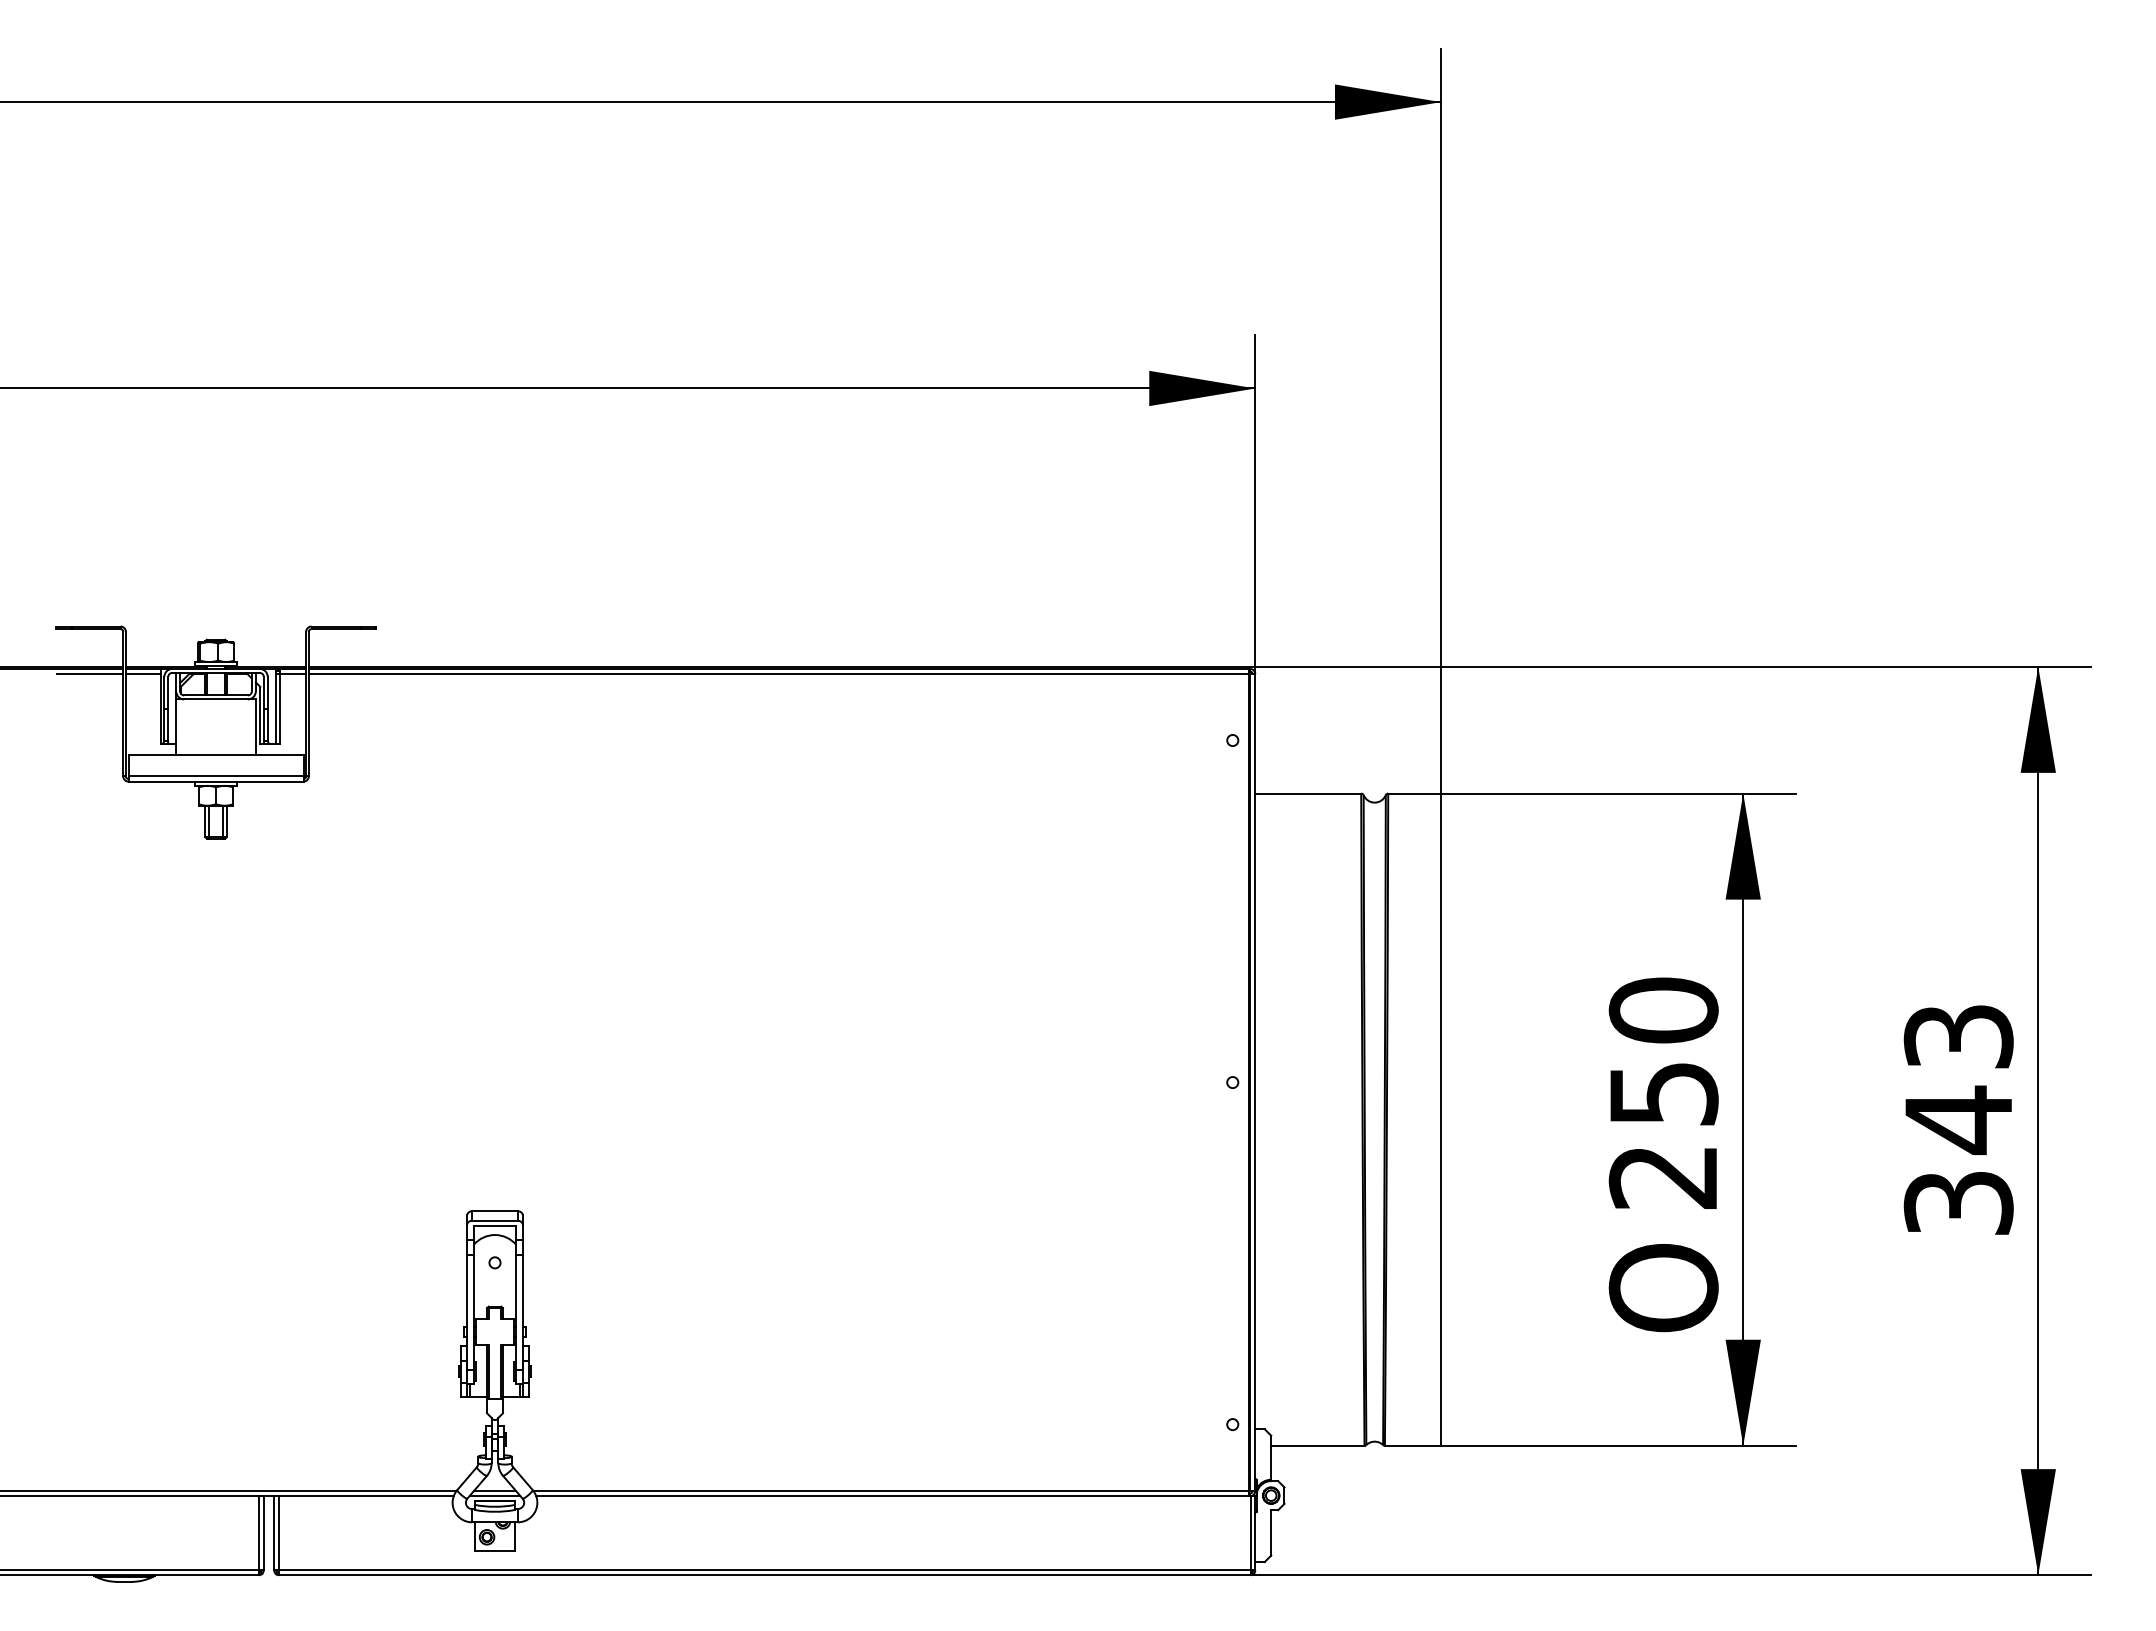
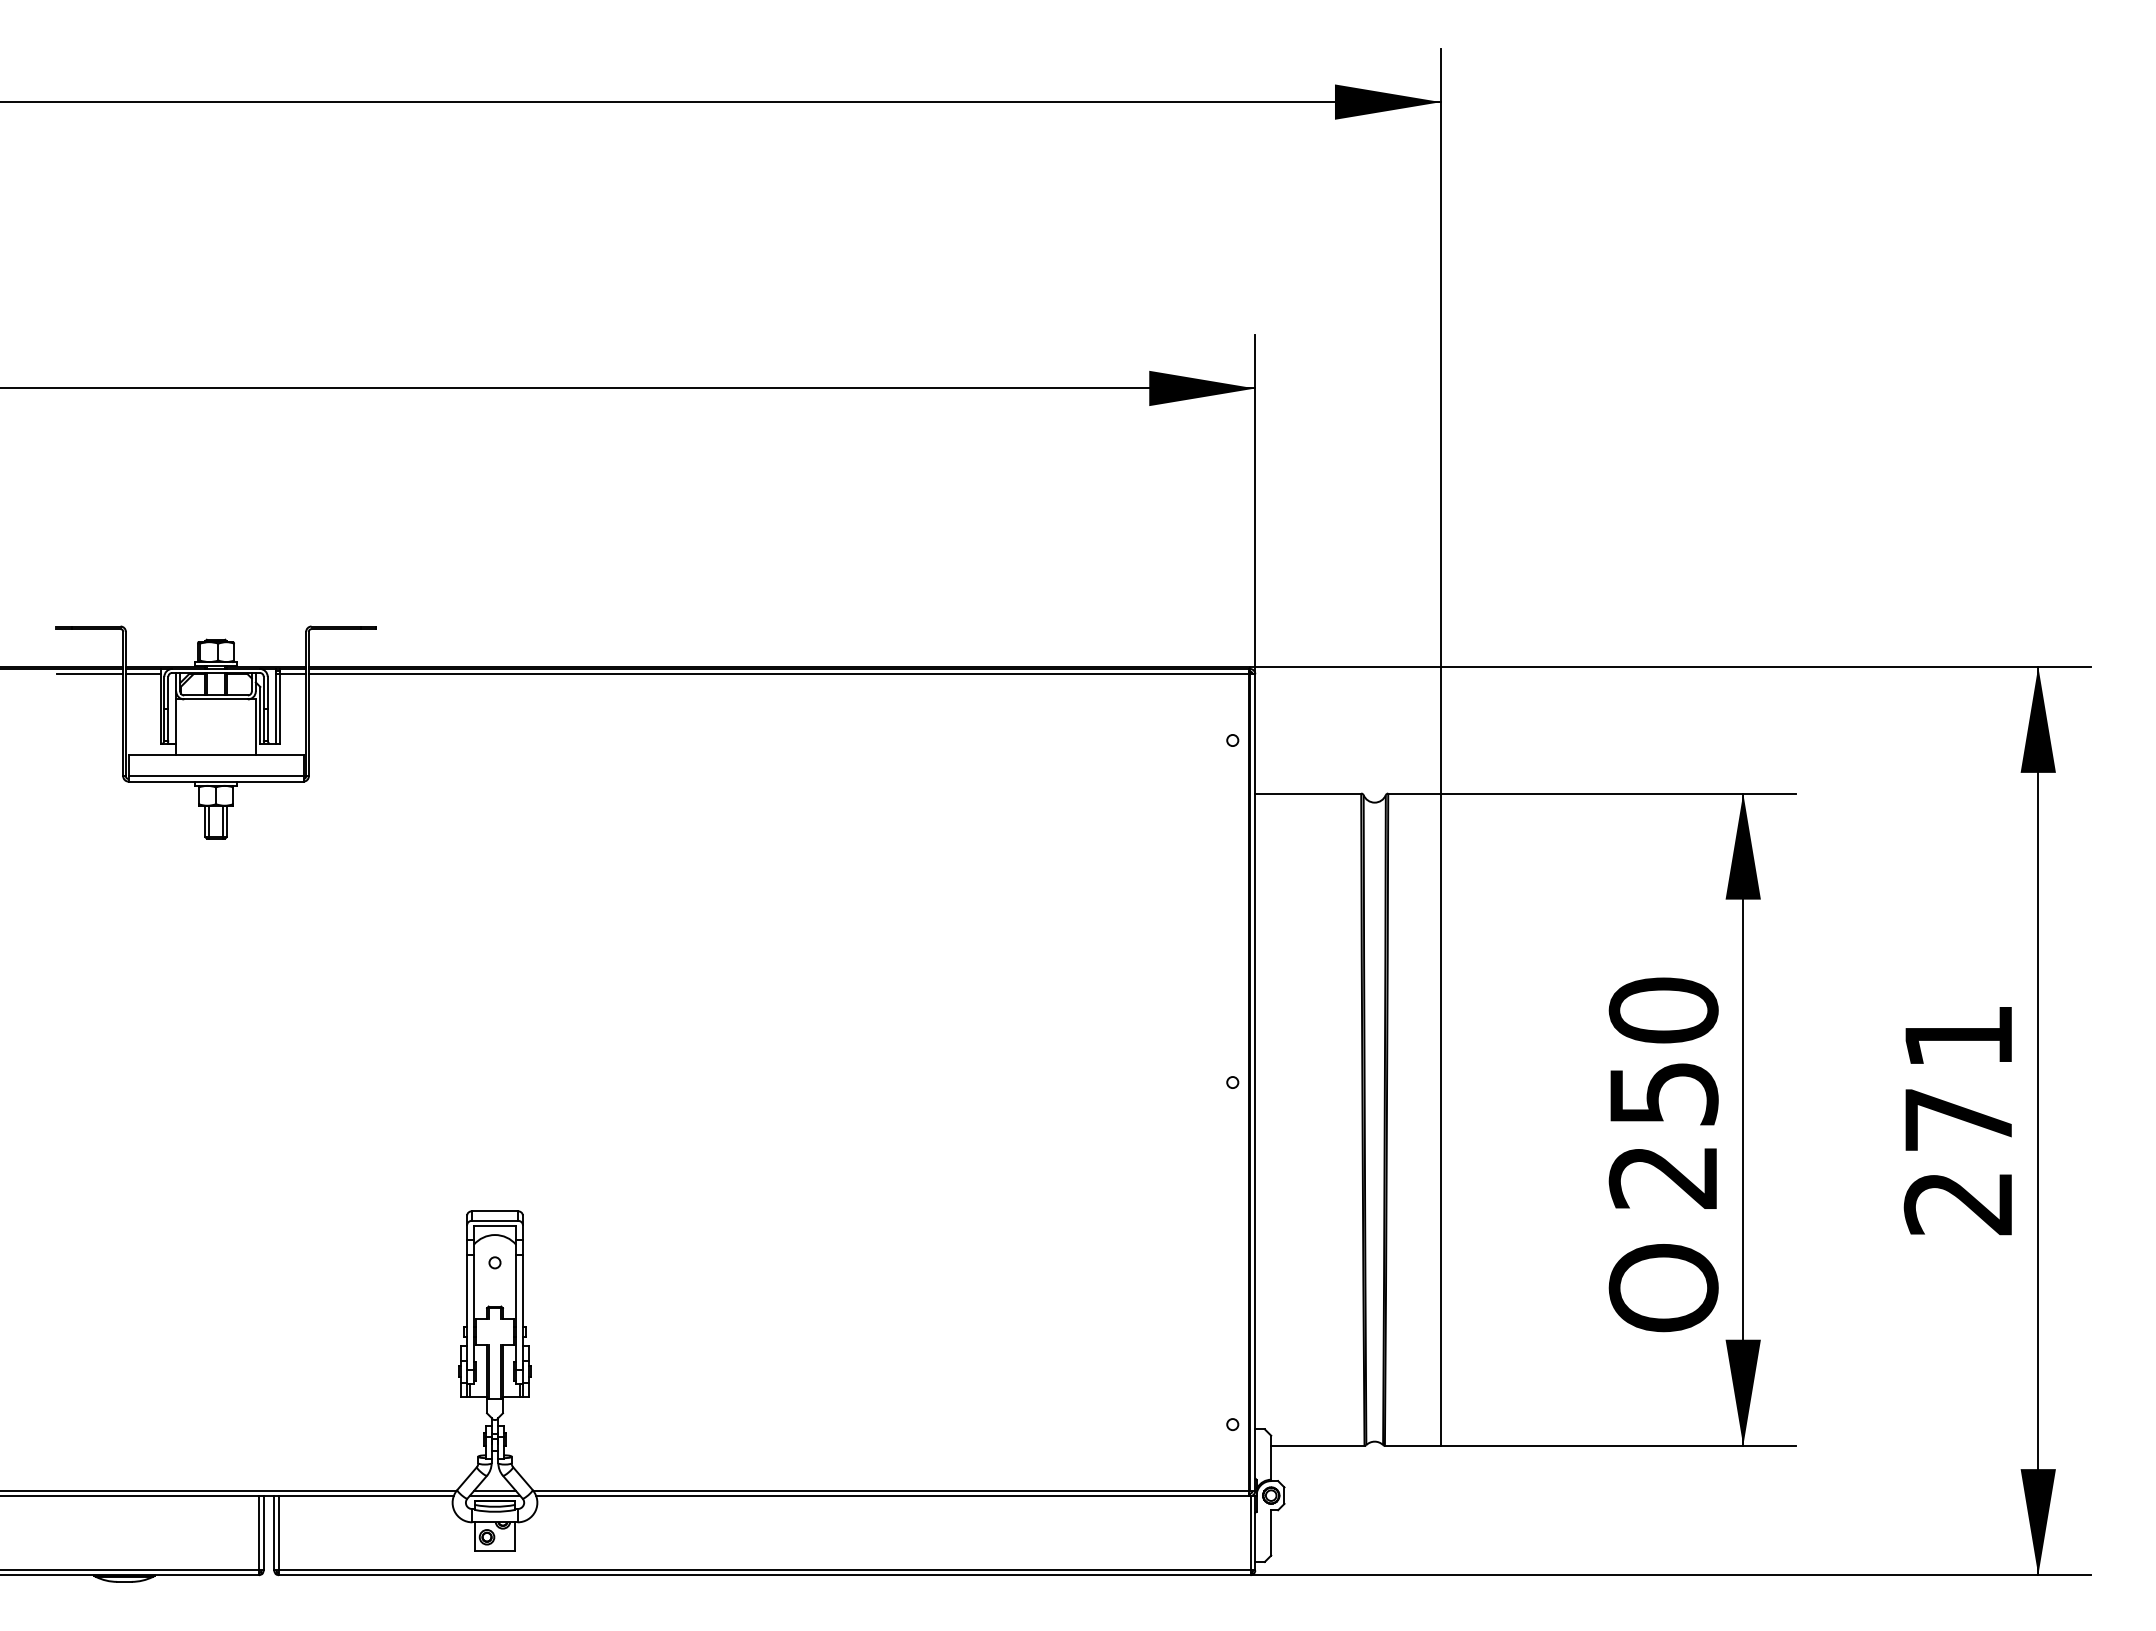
text: 343 -> 271 (1958, 1120)
